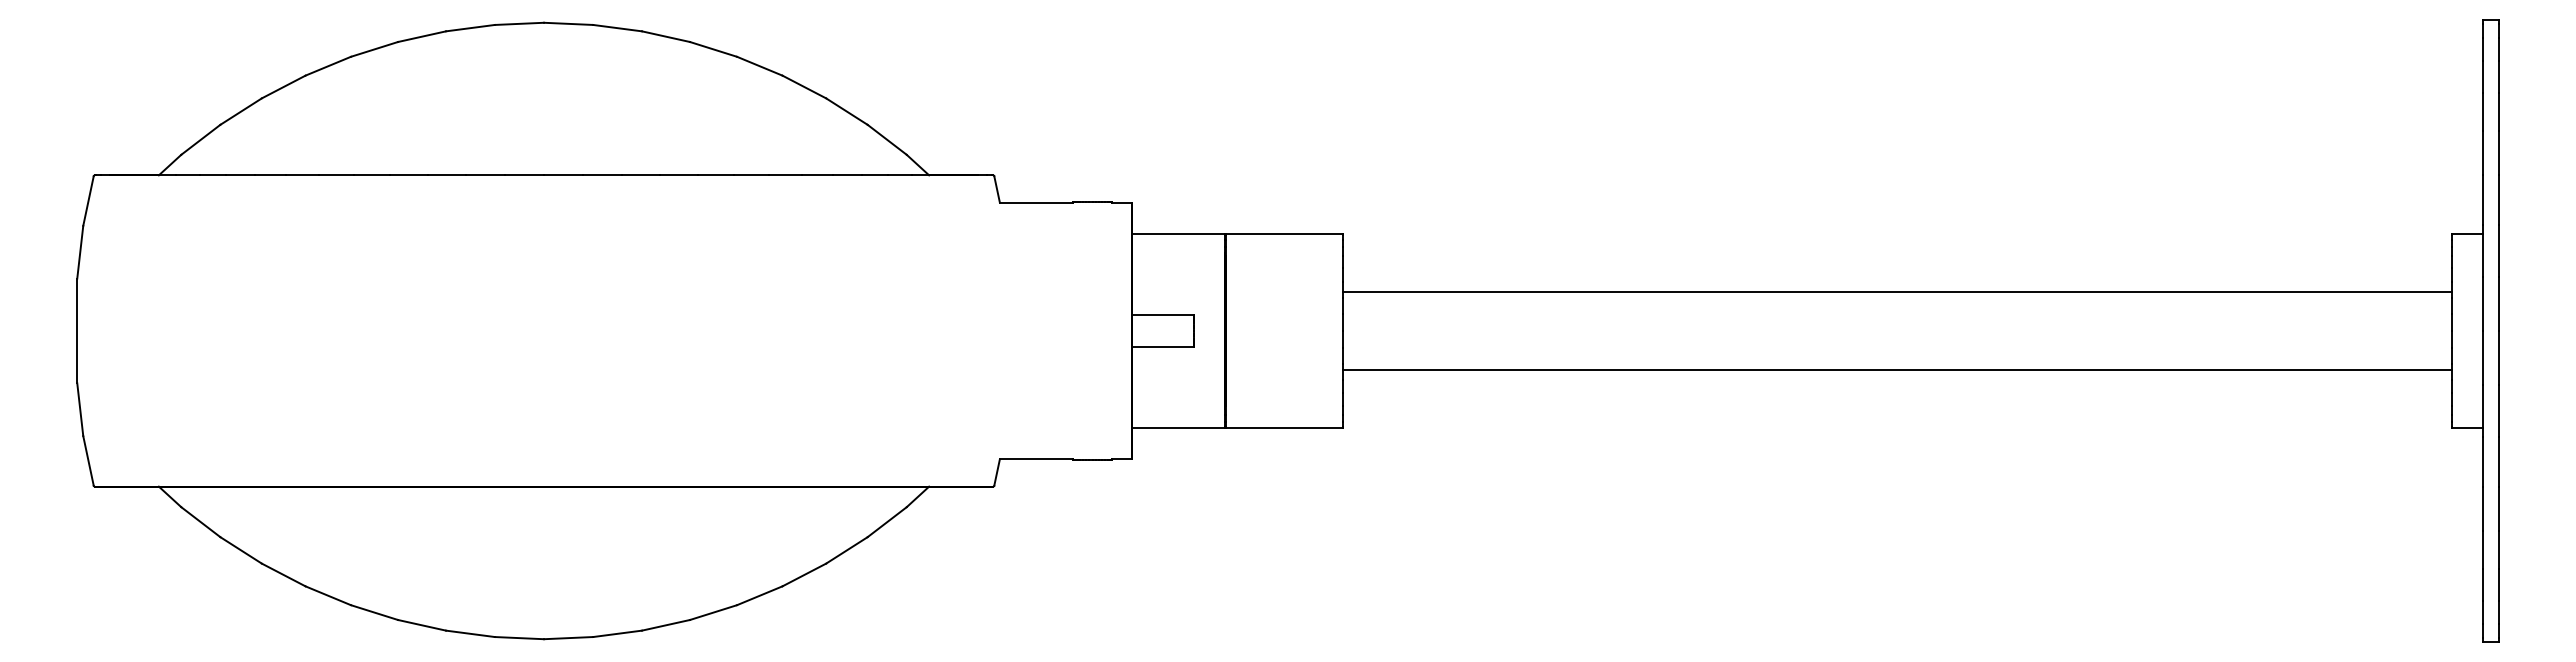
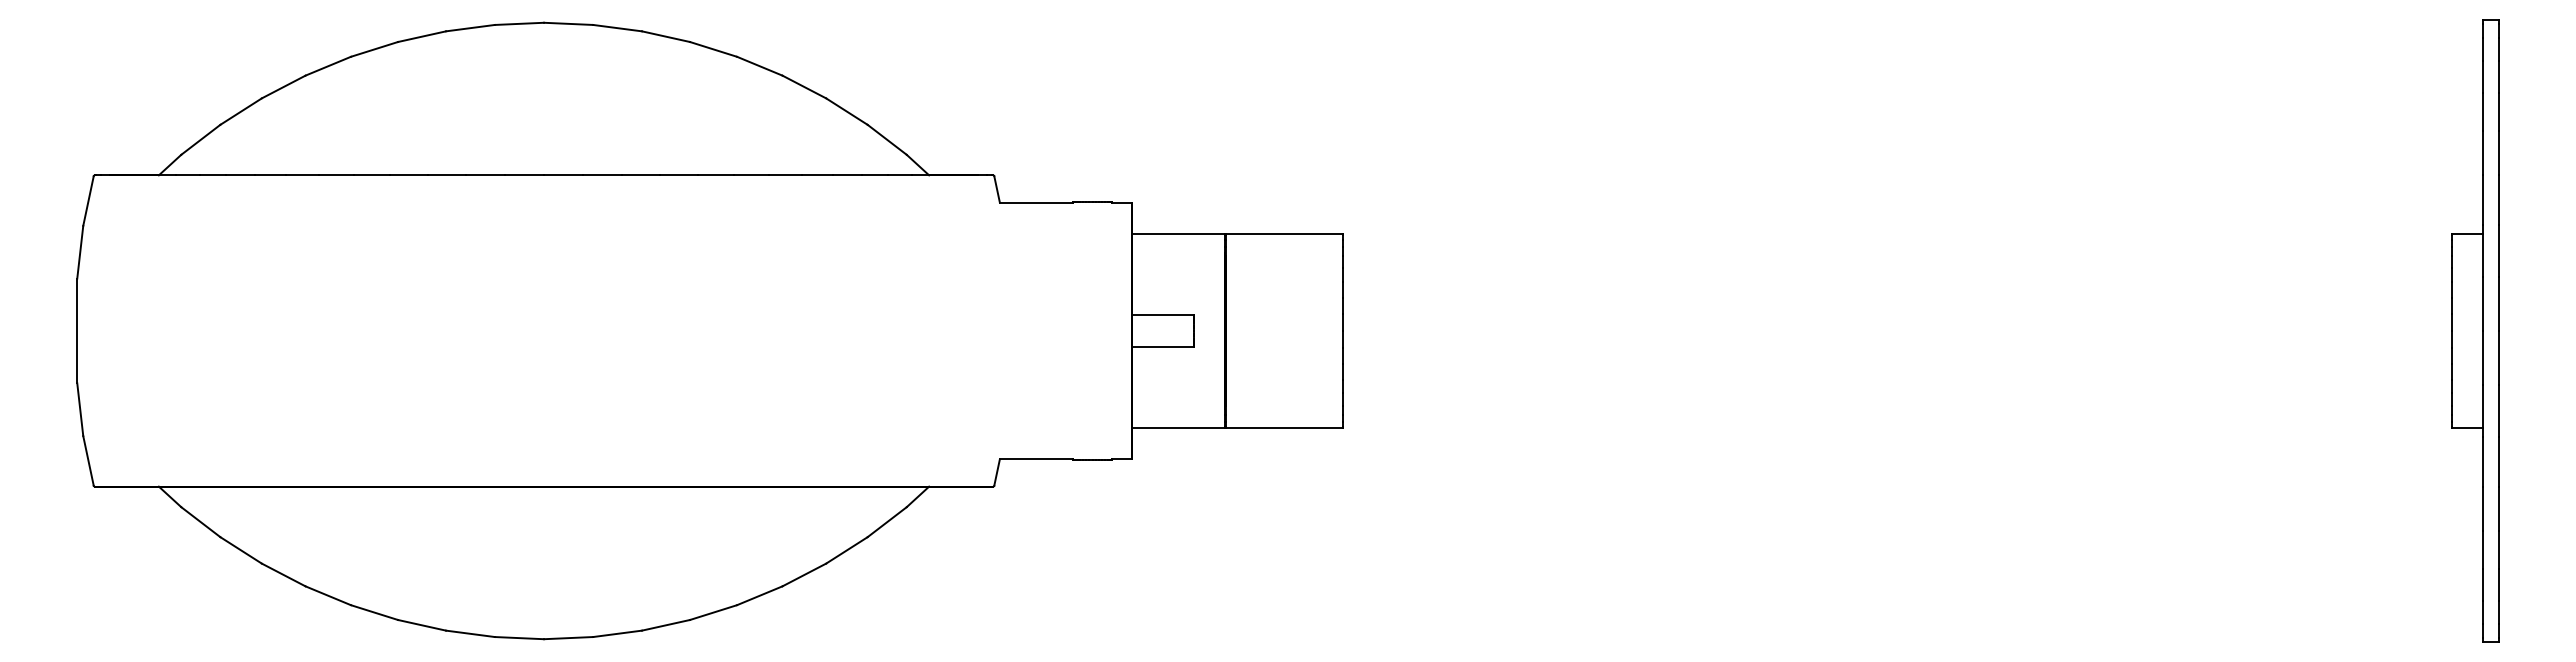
line: present -> none (1897, 292)
line: present -> none (1897, 369)
